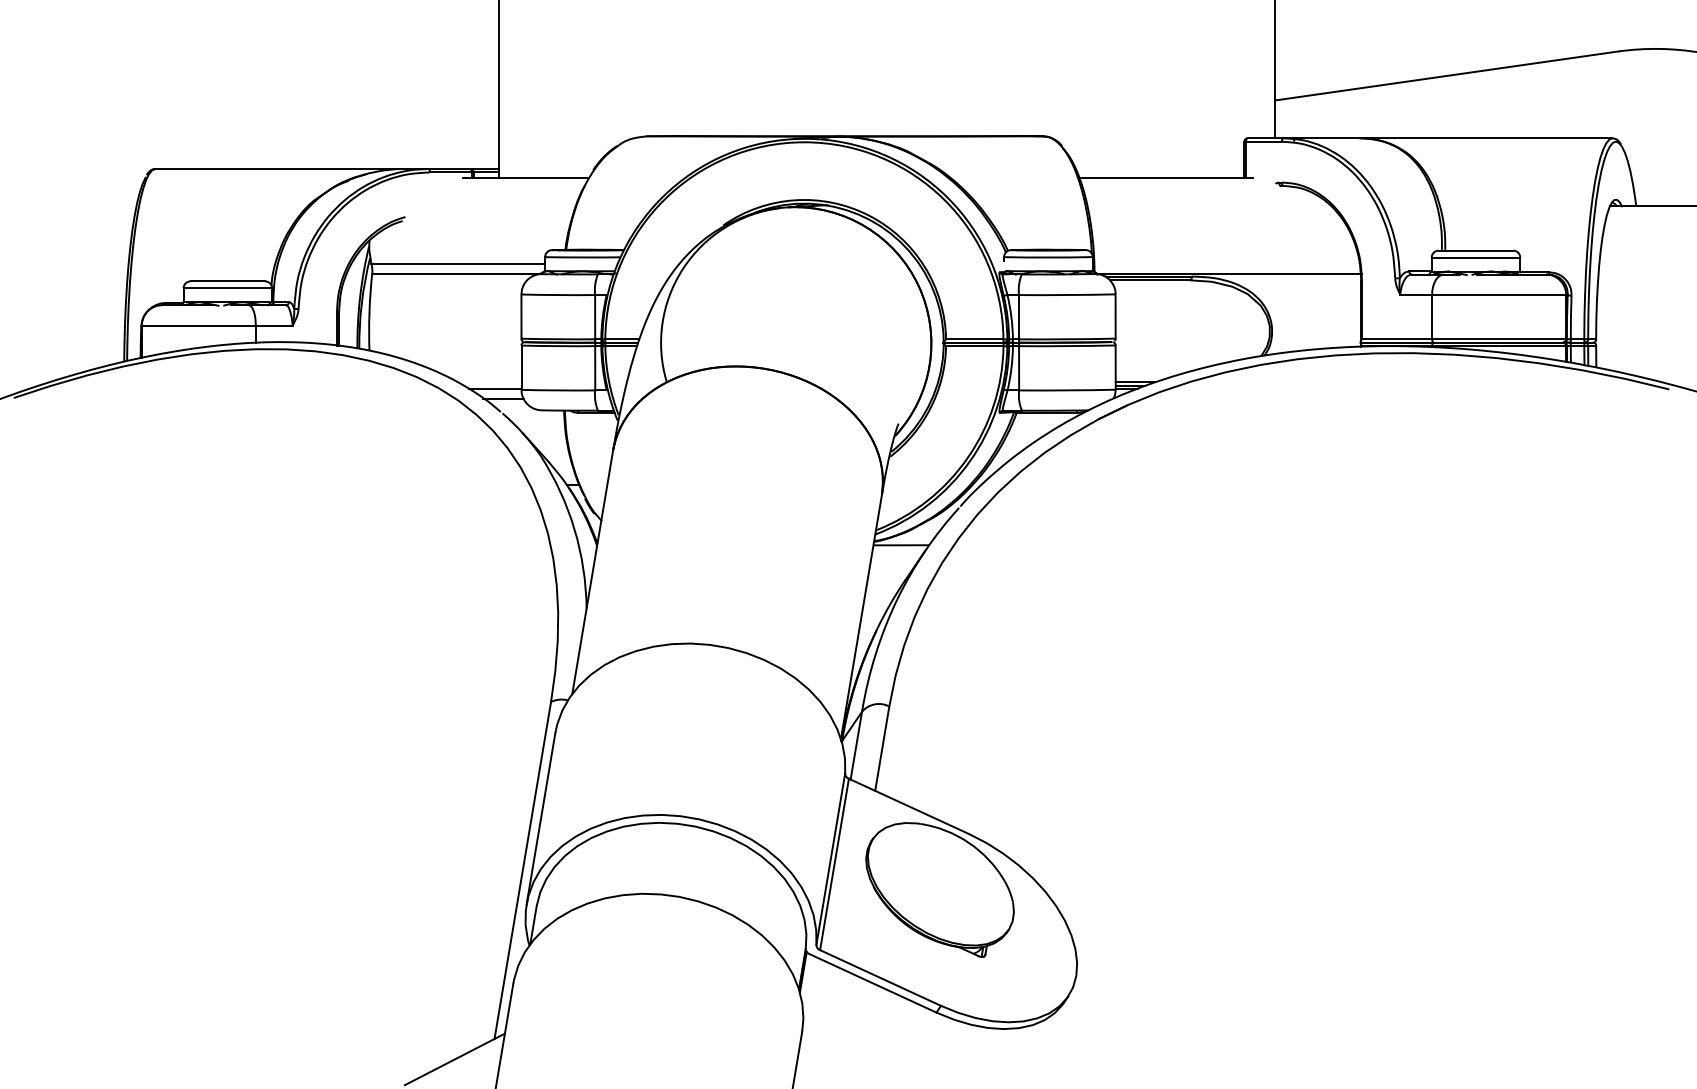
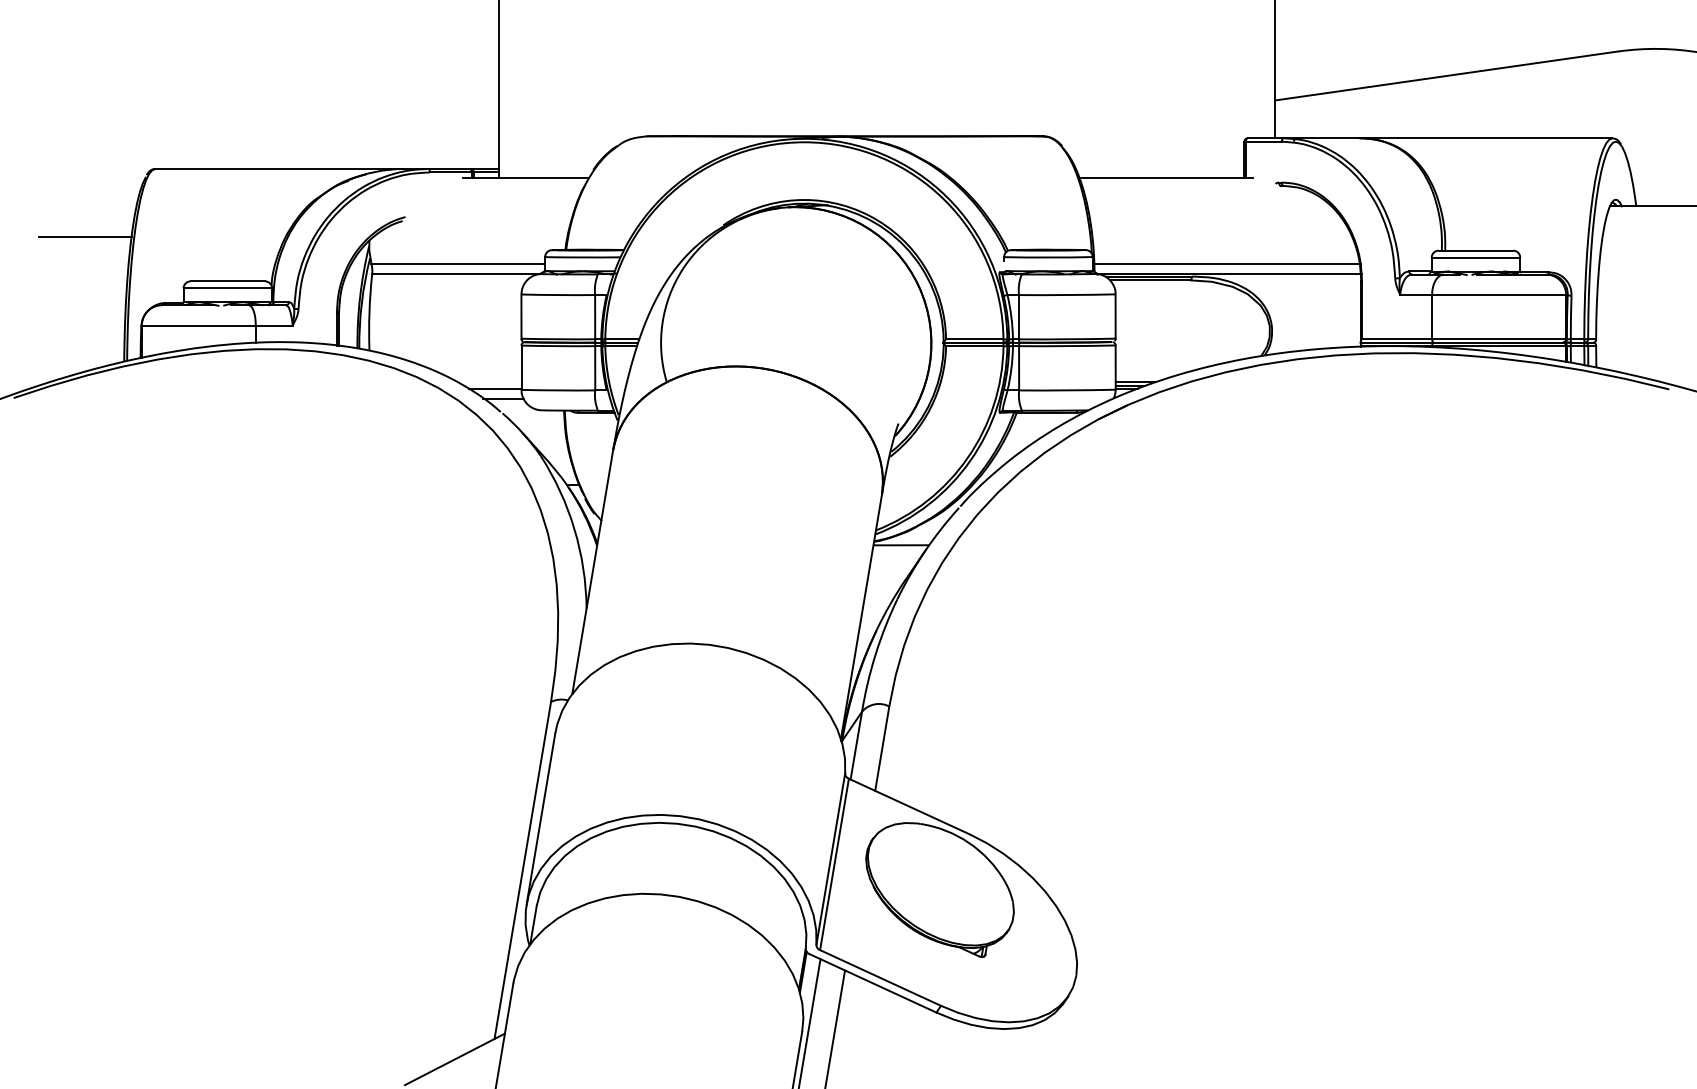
line: none -> present (84, 237)
line: none -> present (1227, 263)
line: none -> present (809, 1022)
line: none -> present (835, 1027)
